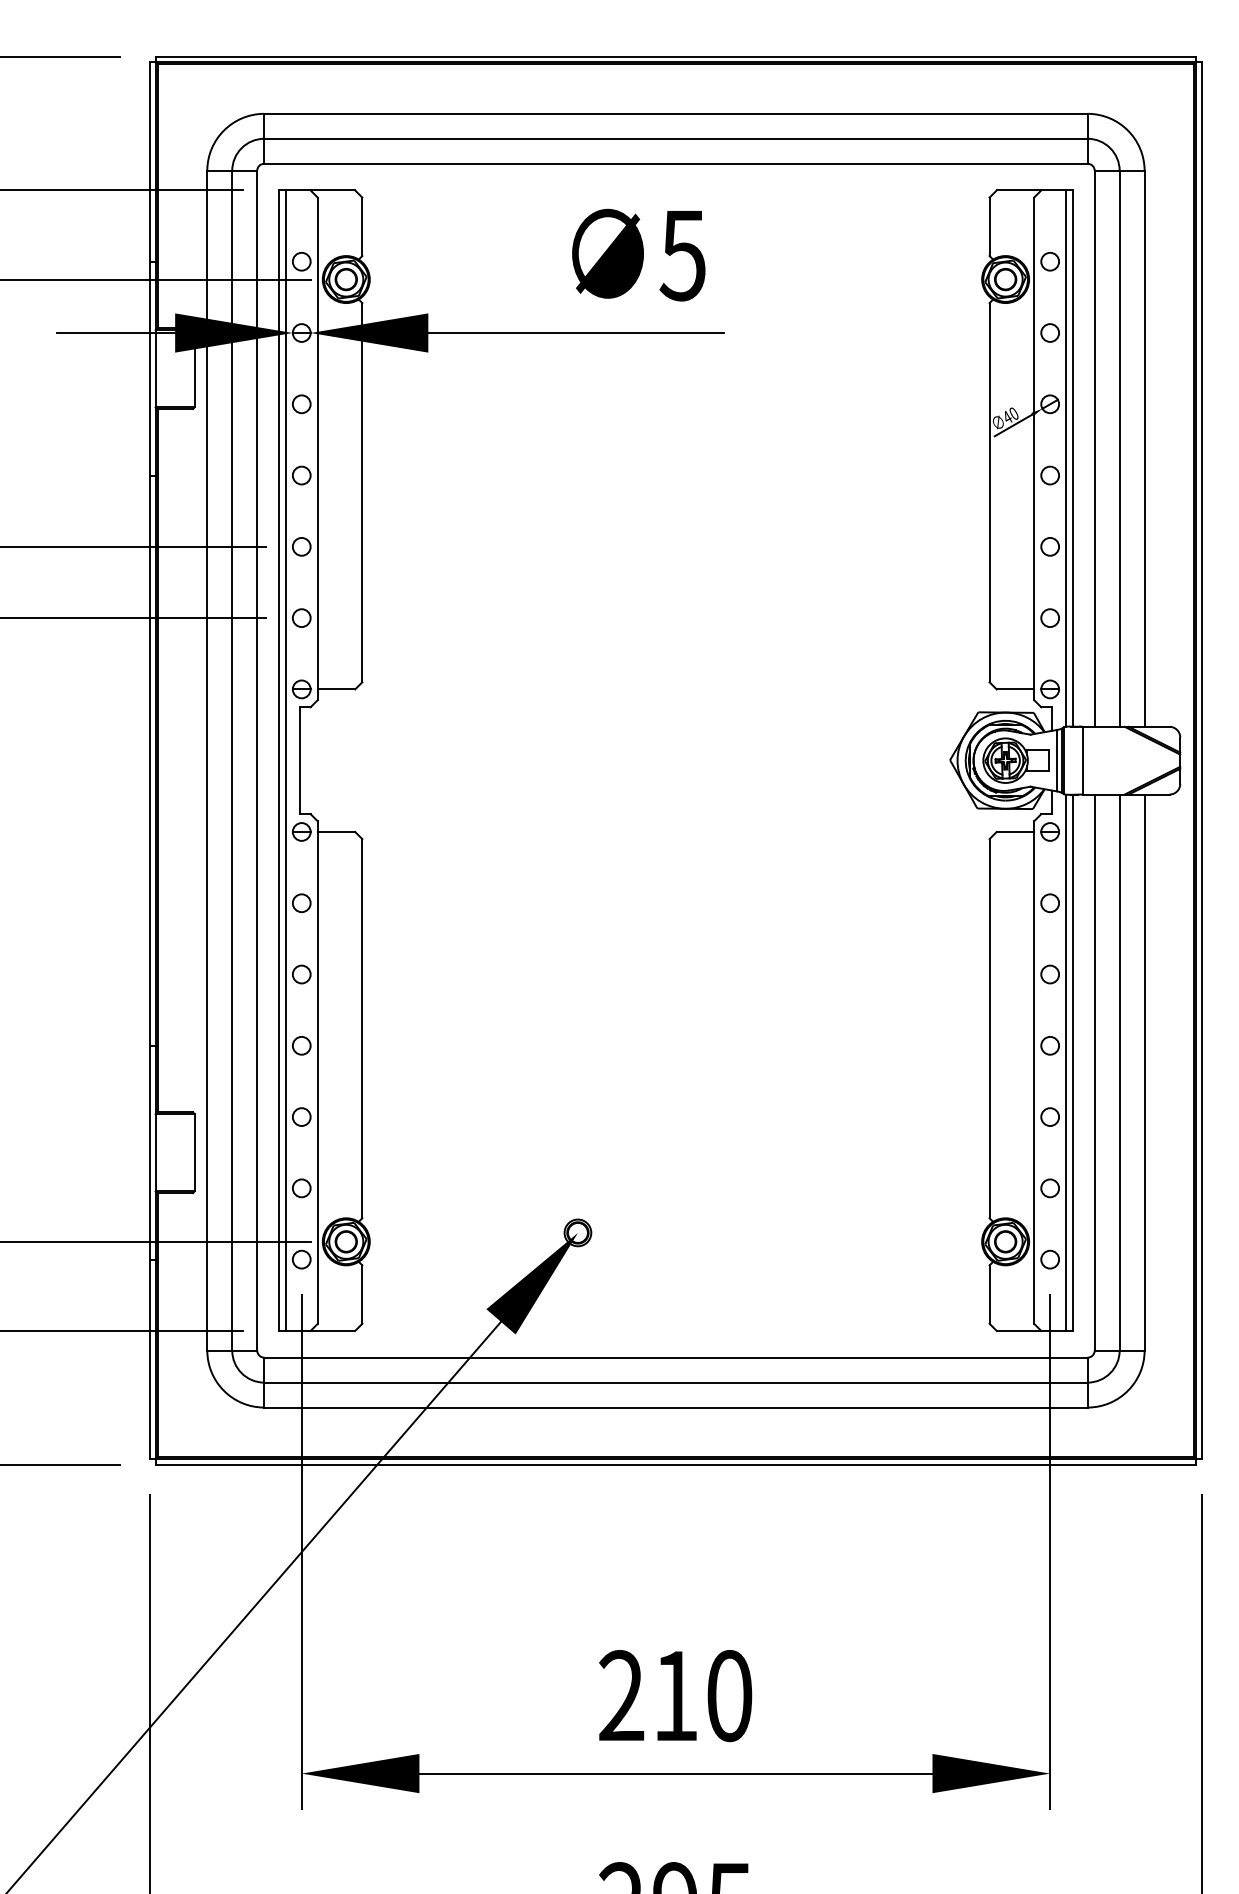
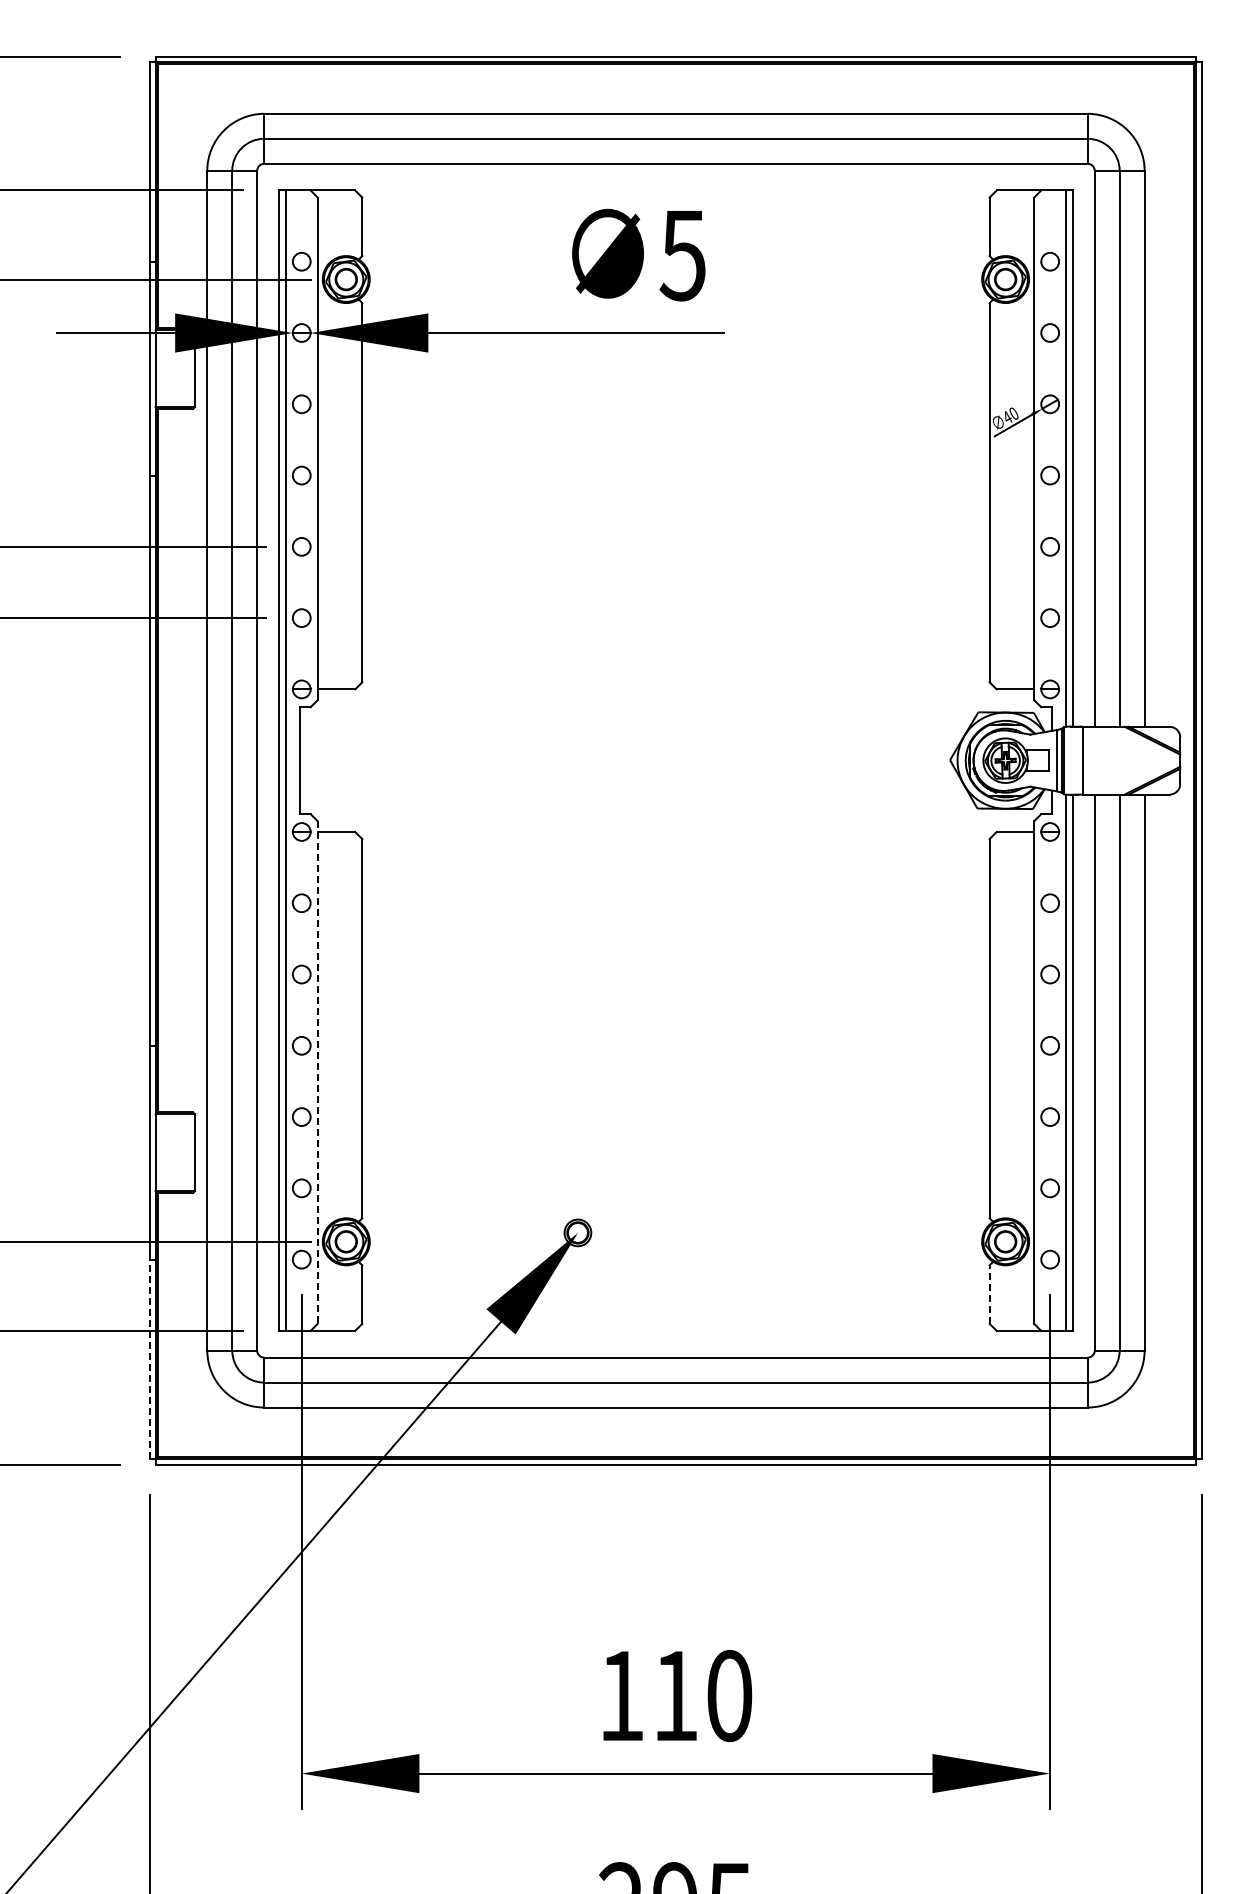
line: solid -> dashed (317, 1073)
line: solid -> dashed (989, 1294)
line: solid -> dashed (150, 1359)
text: 210 -> 110 (621, 1695)
